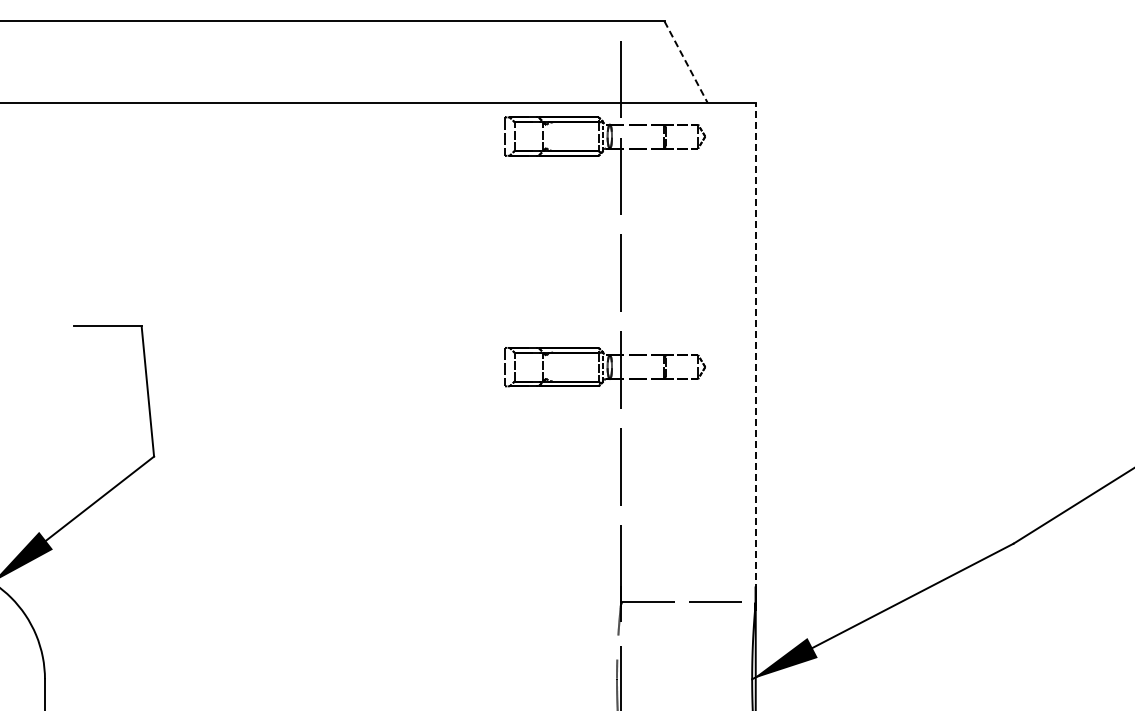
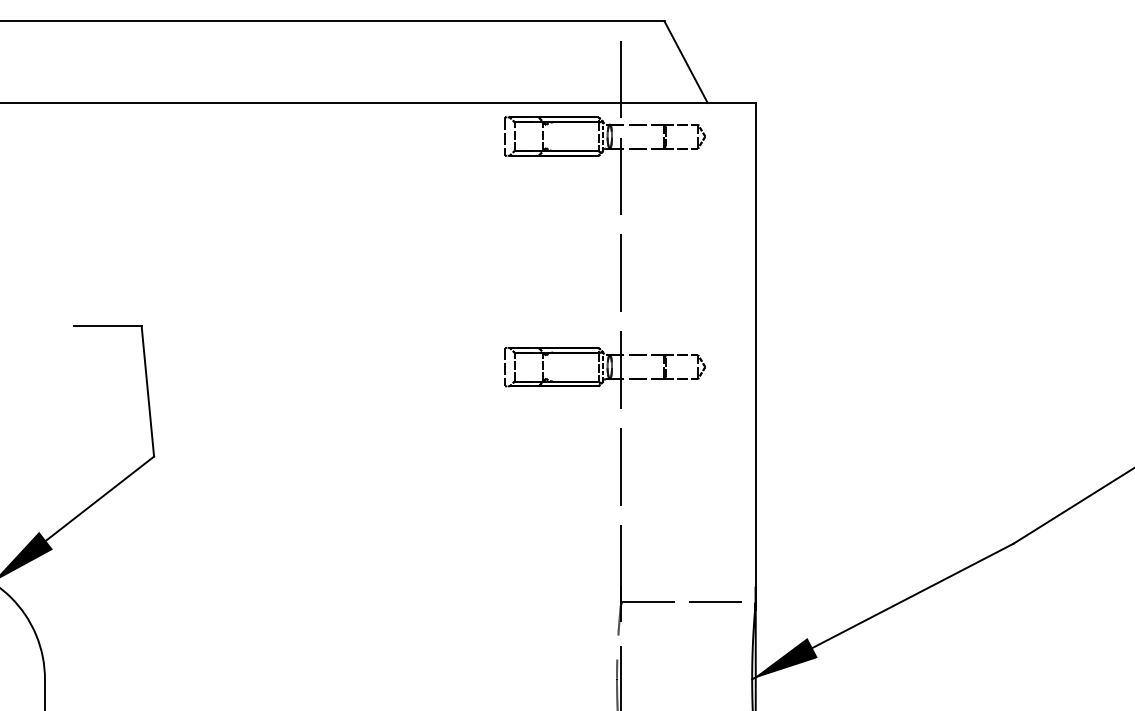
line: dashed -> solid (686, 62)
line: dashed -> solid (755, 352)
